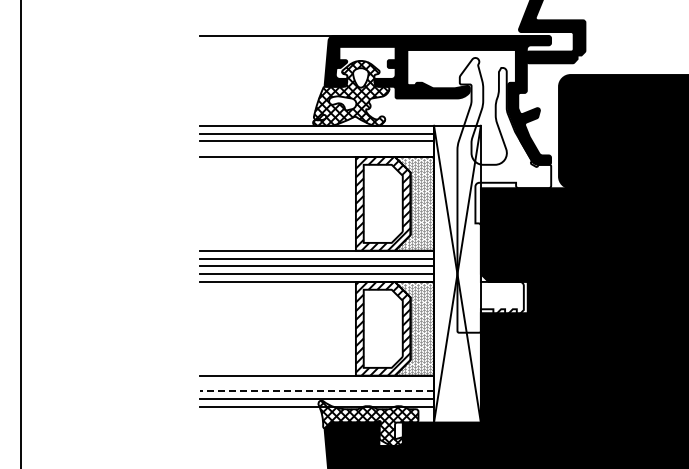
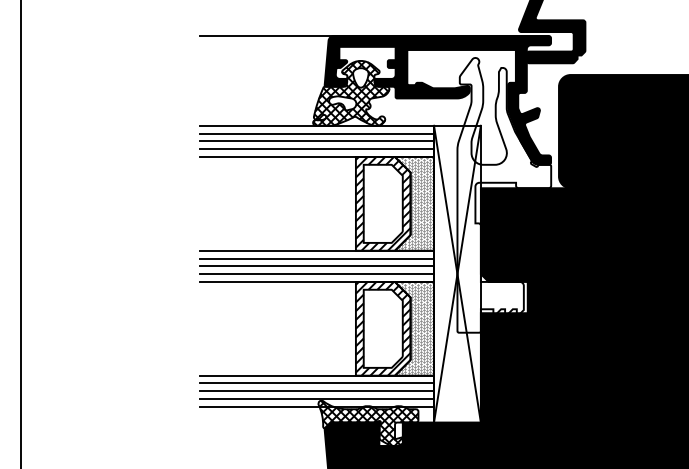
line: none -> present (317, 149)
line: none -> present (317, 383)
line: dashed -> solid (317, 391)
